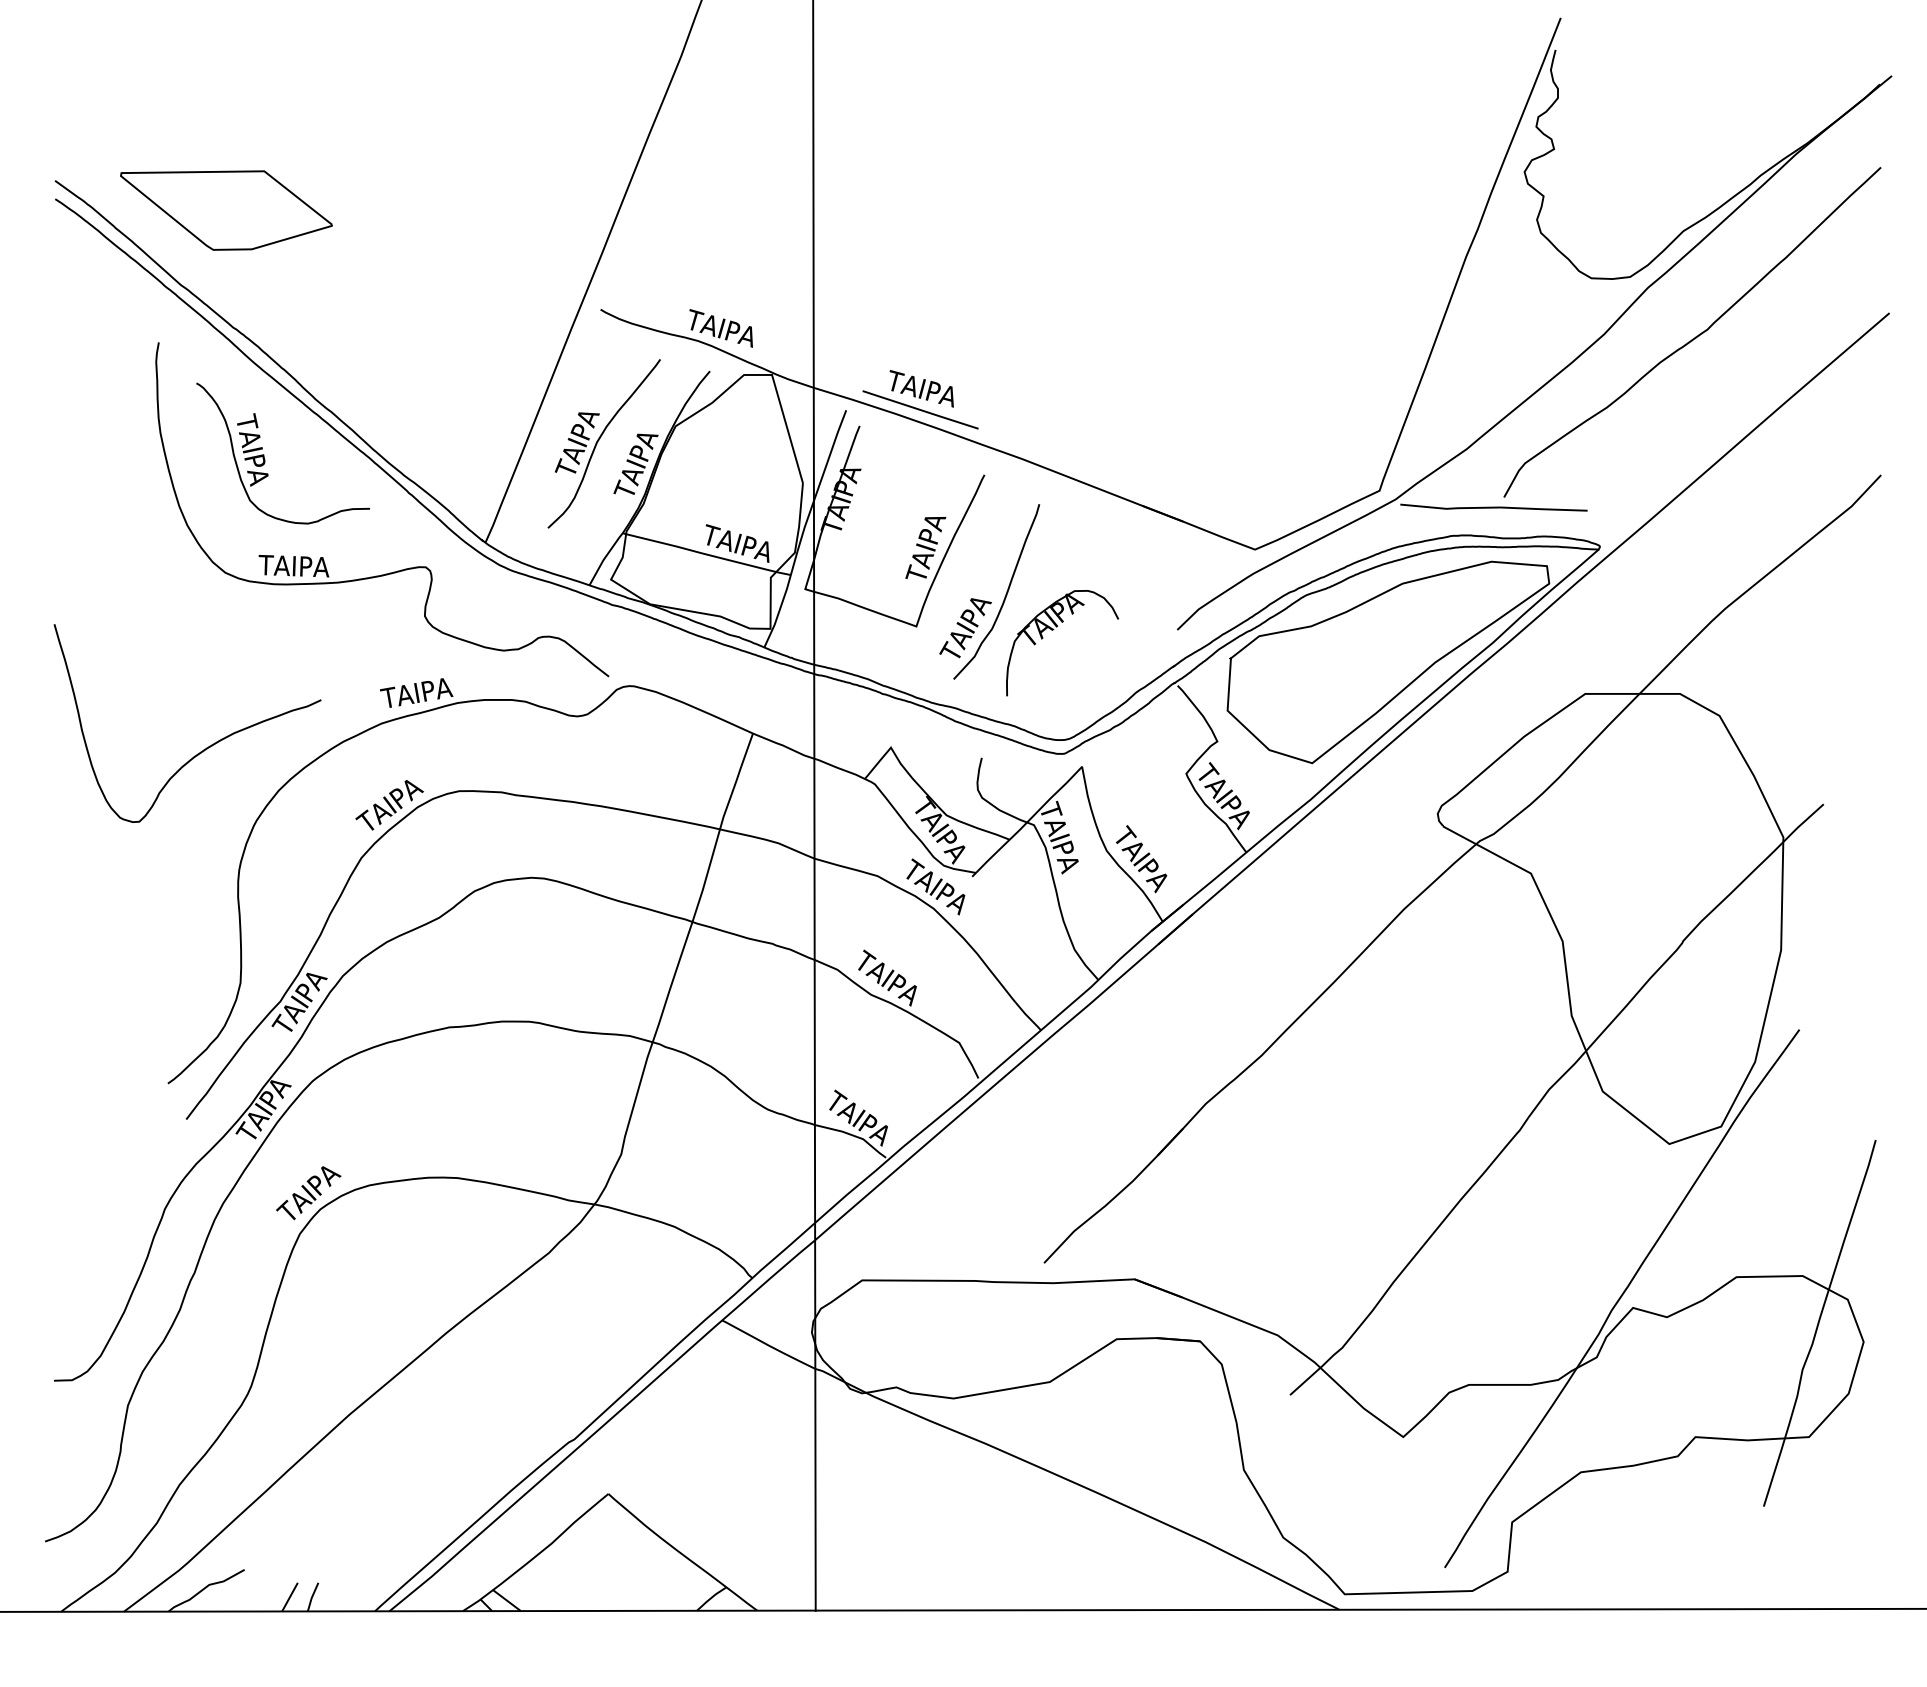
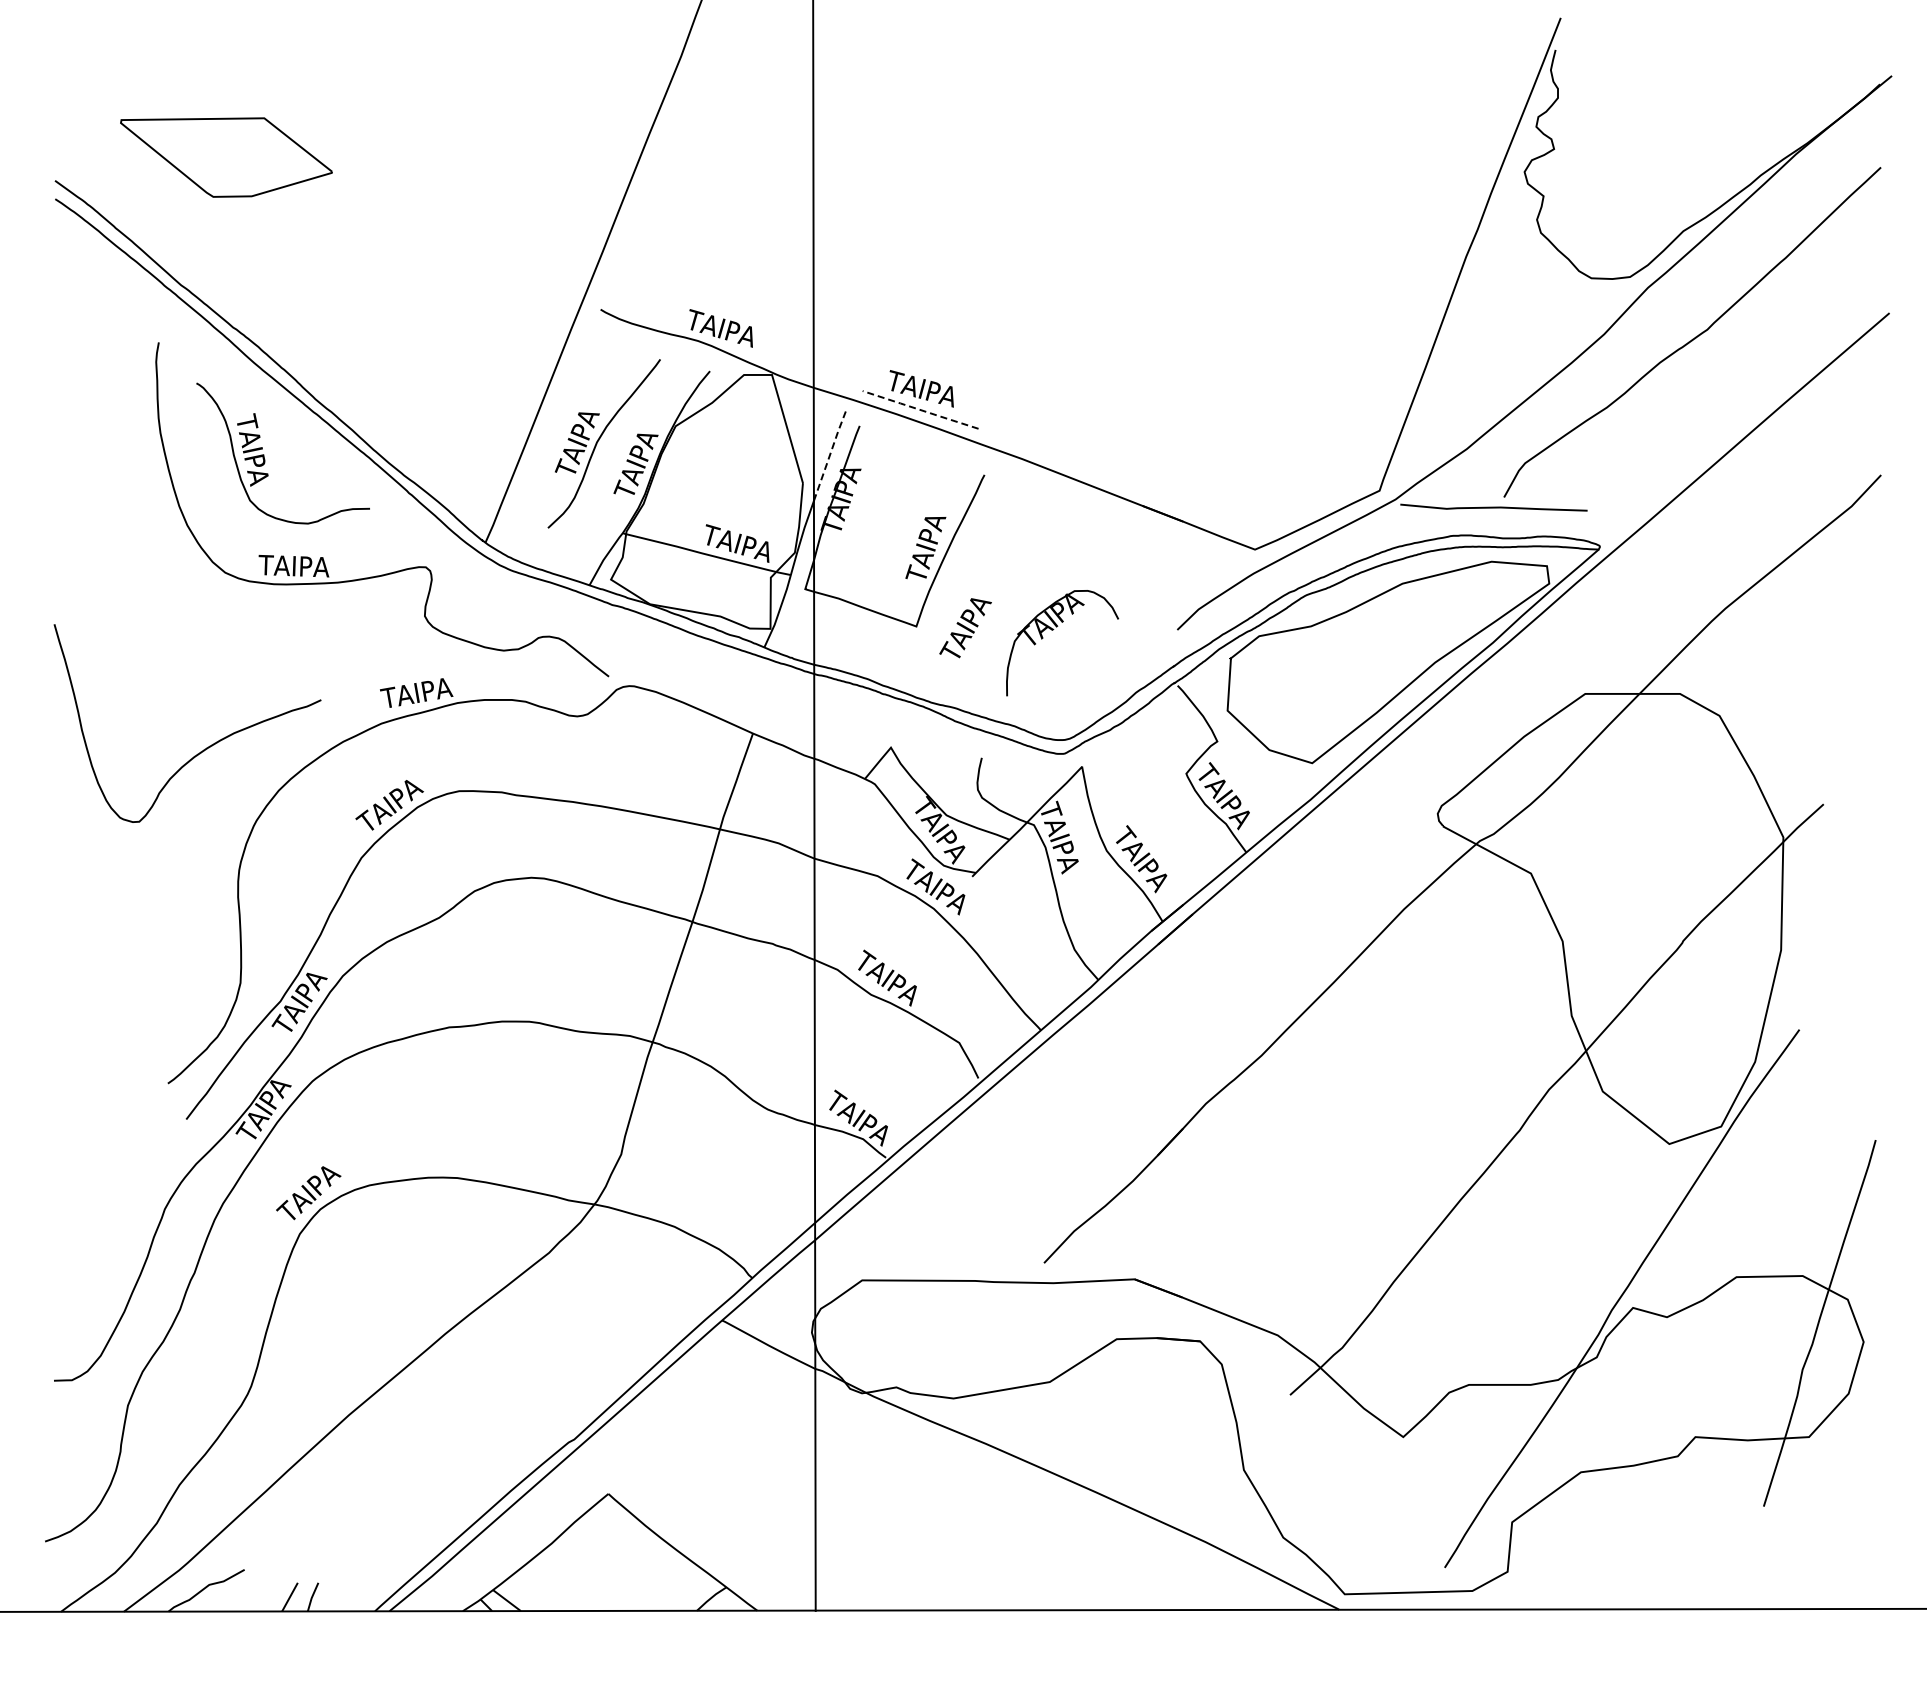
part position: (226, 210) -> (226, 157) (226, 157)
line: solid -> dashed (920, 410)
line: solid -> dashed (830, 454)
curve: present -> none (1004, 596)
